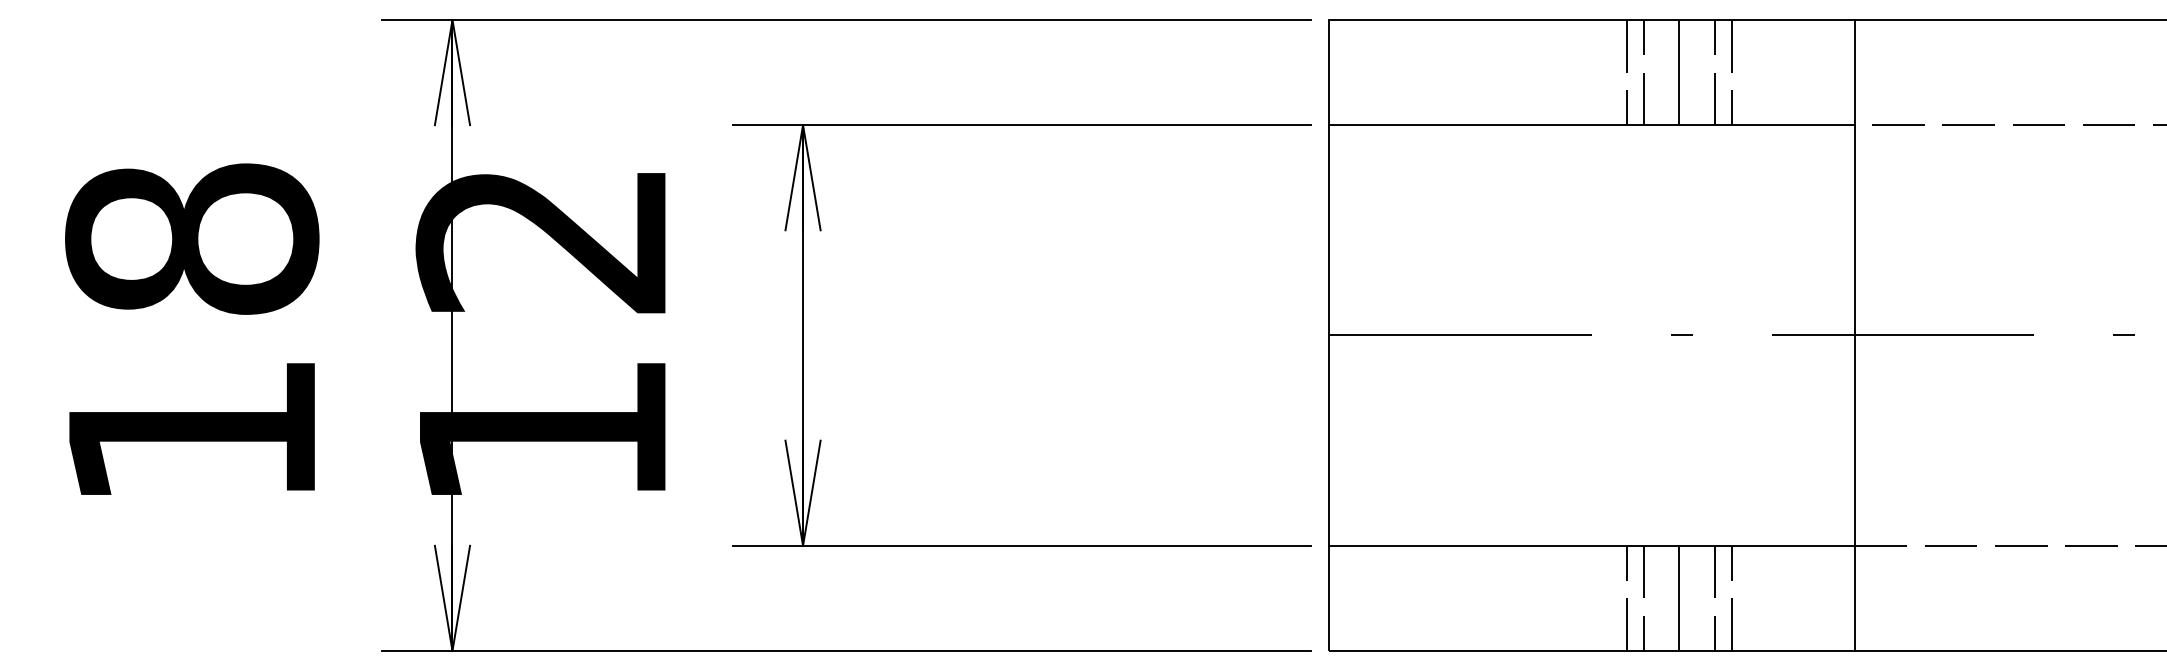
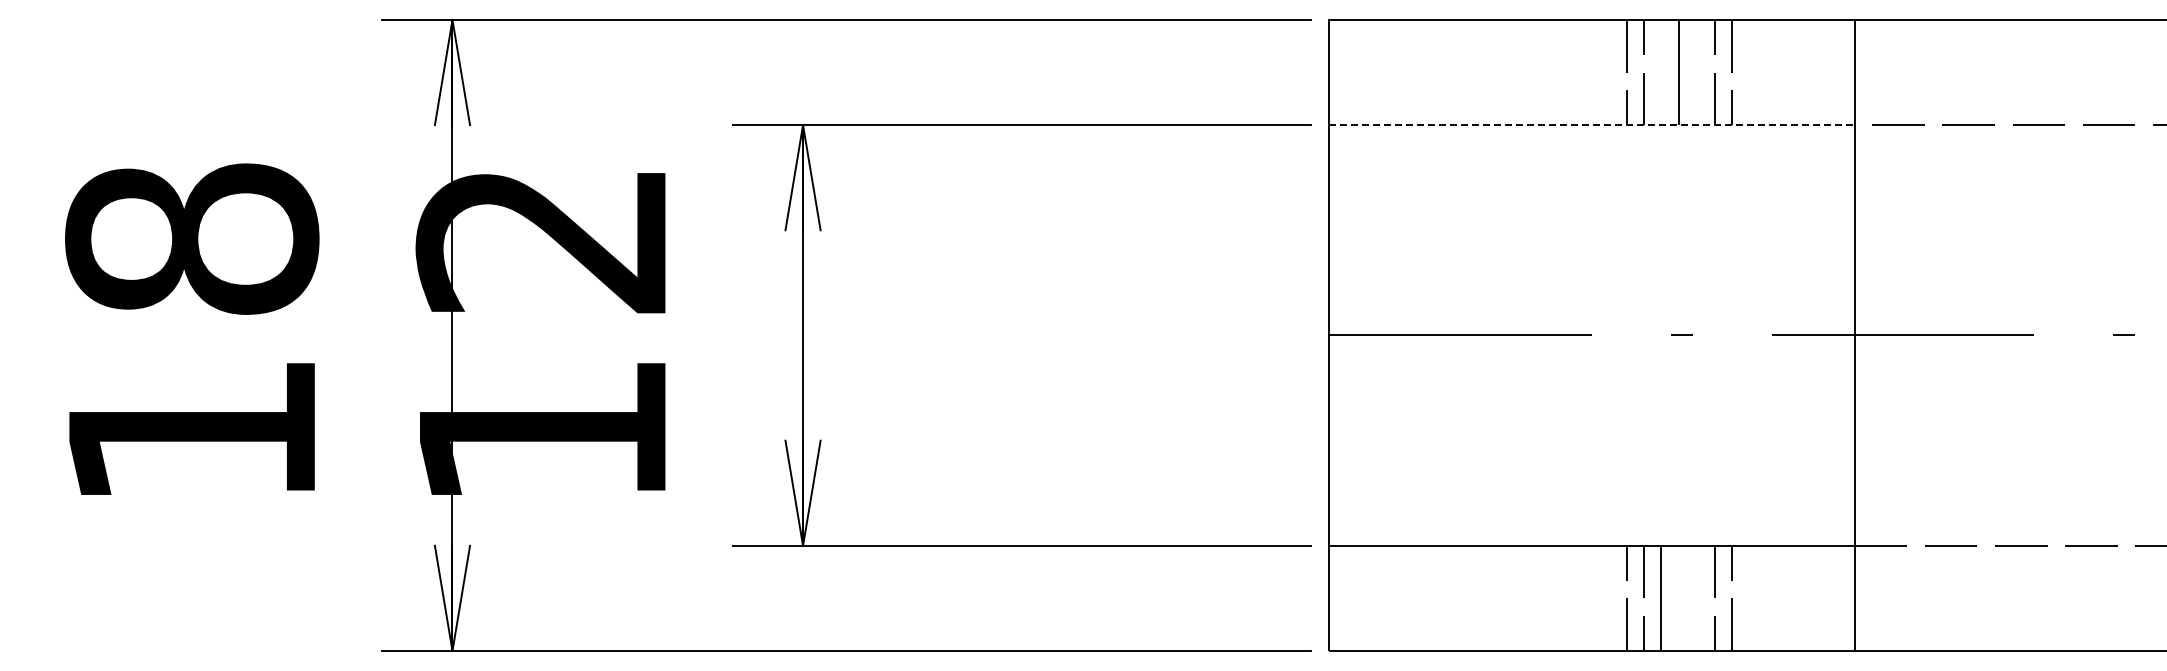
line: solid -> dashed (1591, 125)
line position: (1679, 598) -> (1661, 598) (1661, 598)
